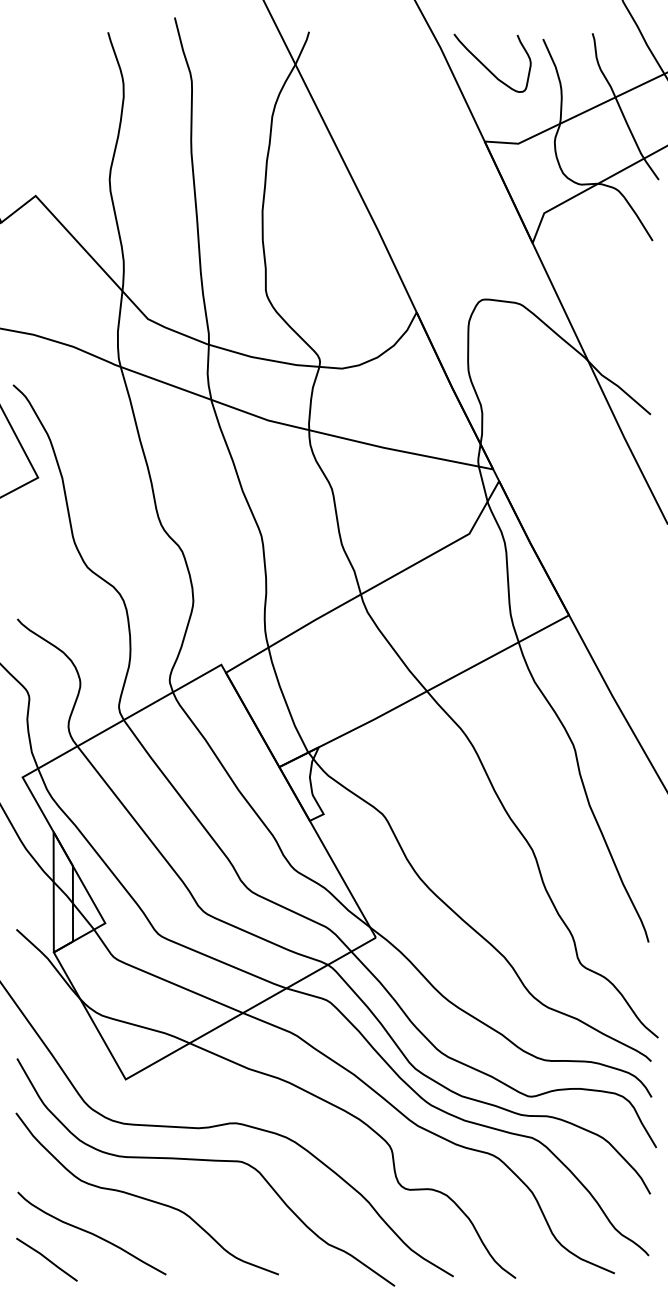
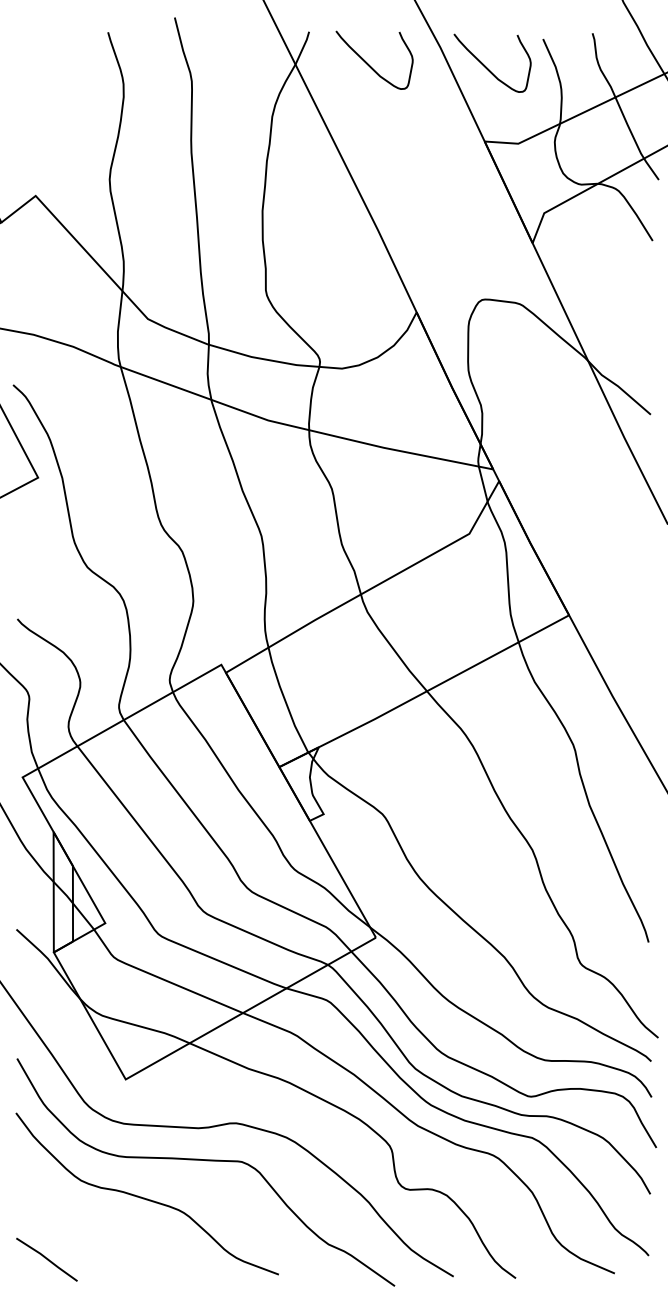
curve: none -> present (369, 64)
curve: present -> none (91, 1233)
